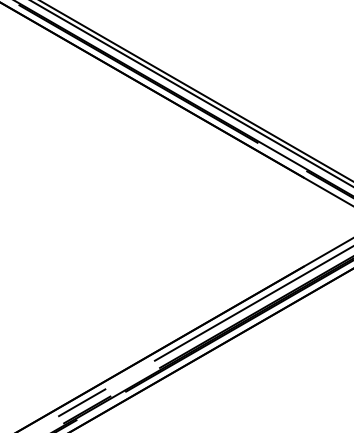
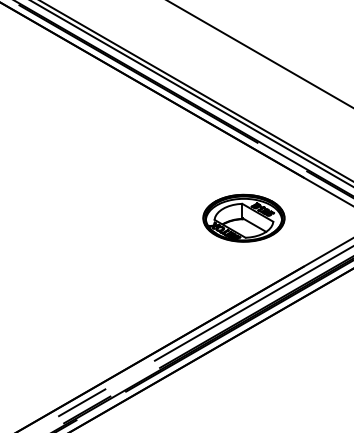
line: none -> present (260, 54)
part: none -> present (243, 217)
